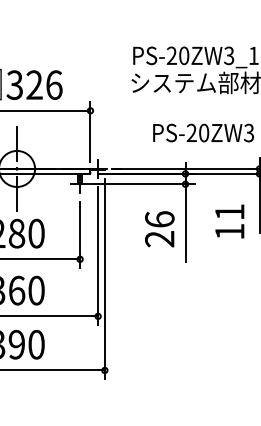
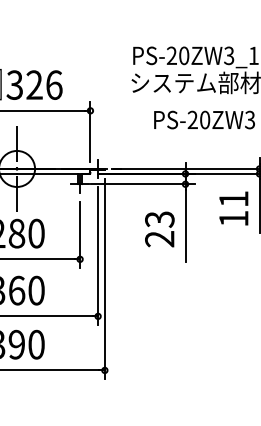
text position: (203, 132) -> (204, 119) (204, 119)
text: 26 -> 23 (159, 219)
text position: (229, 221) -> (233, 208) (233, 208)
